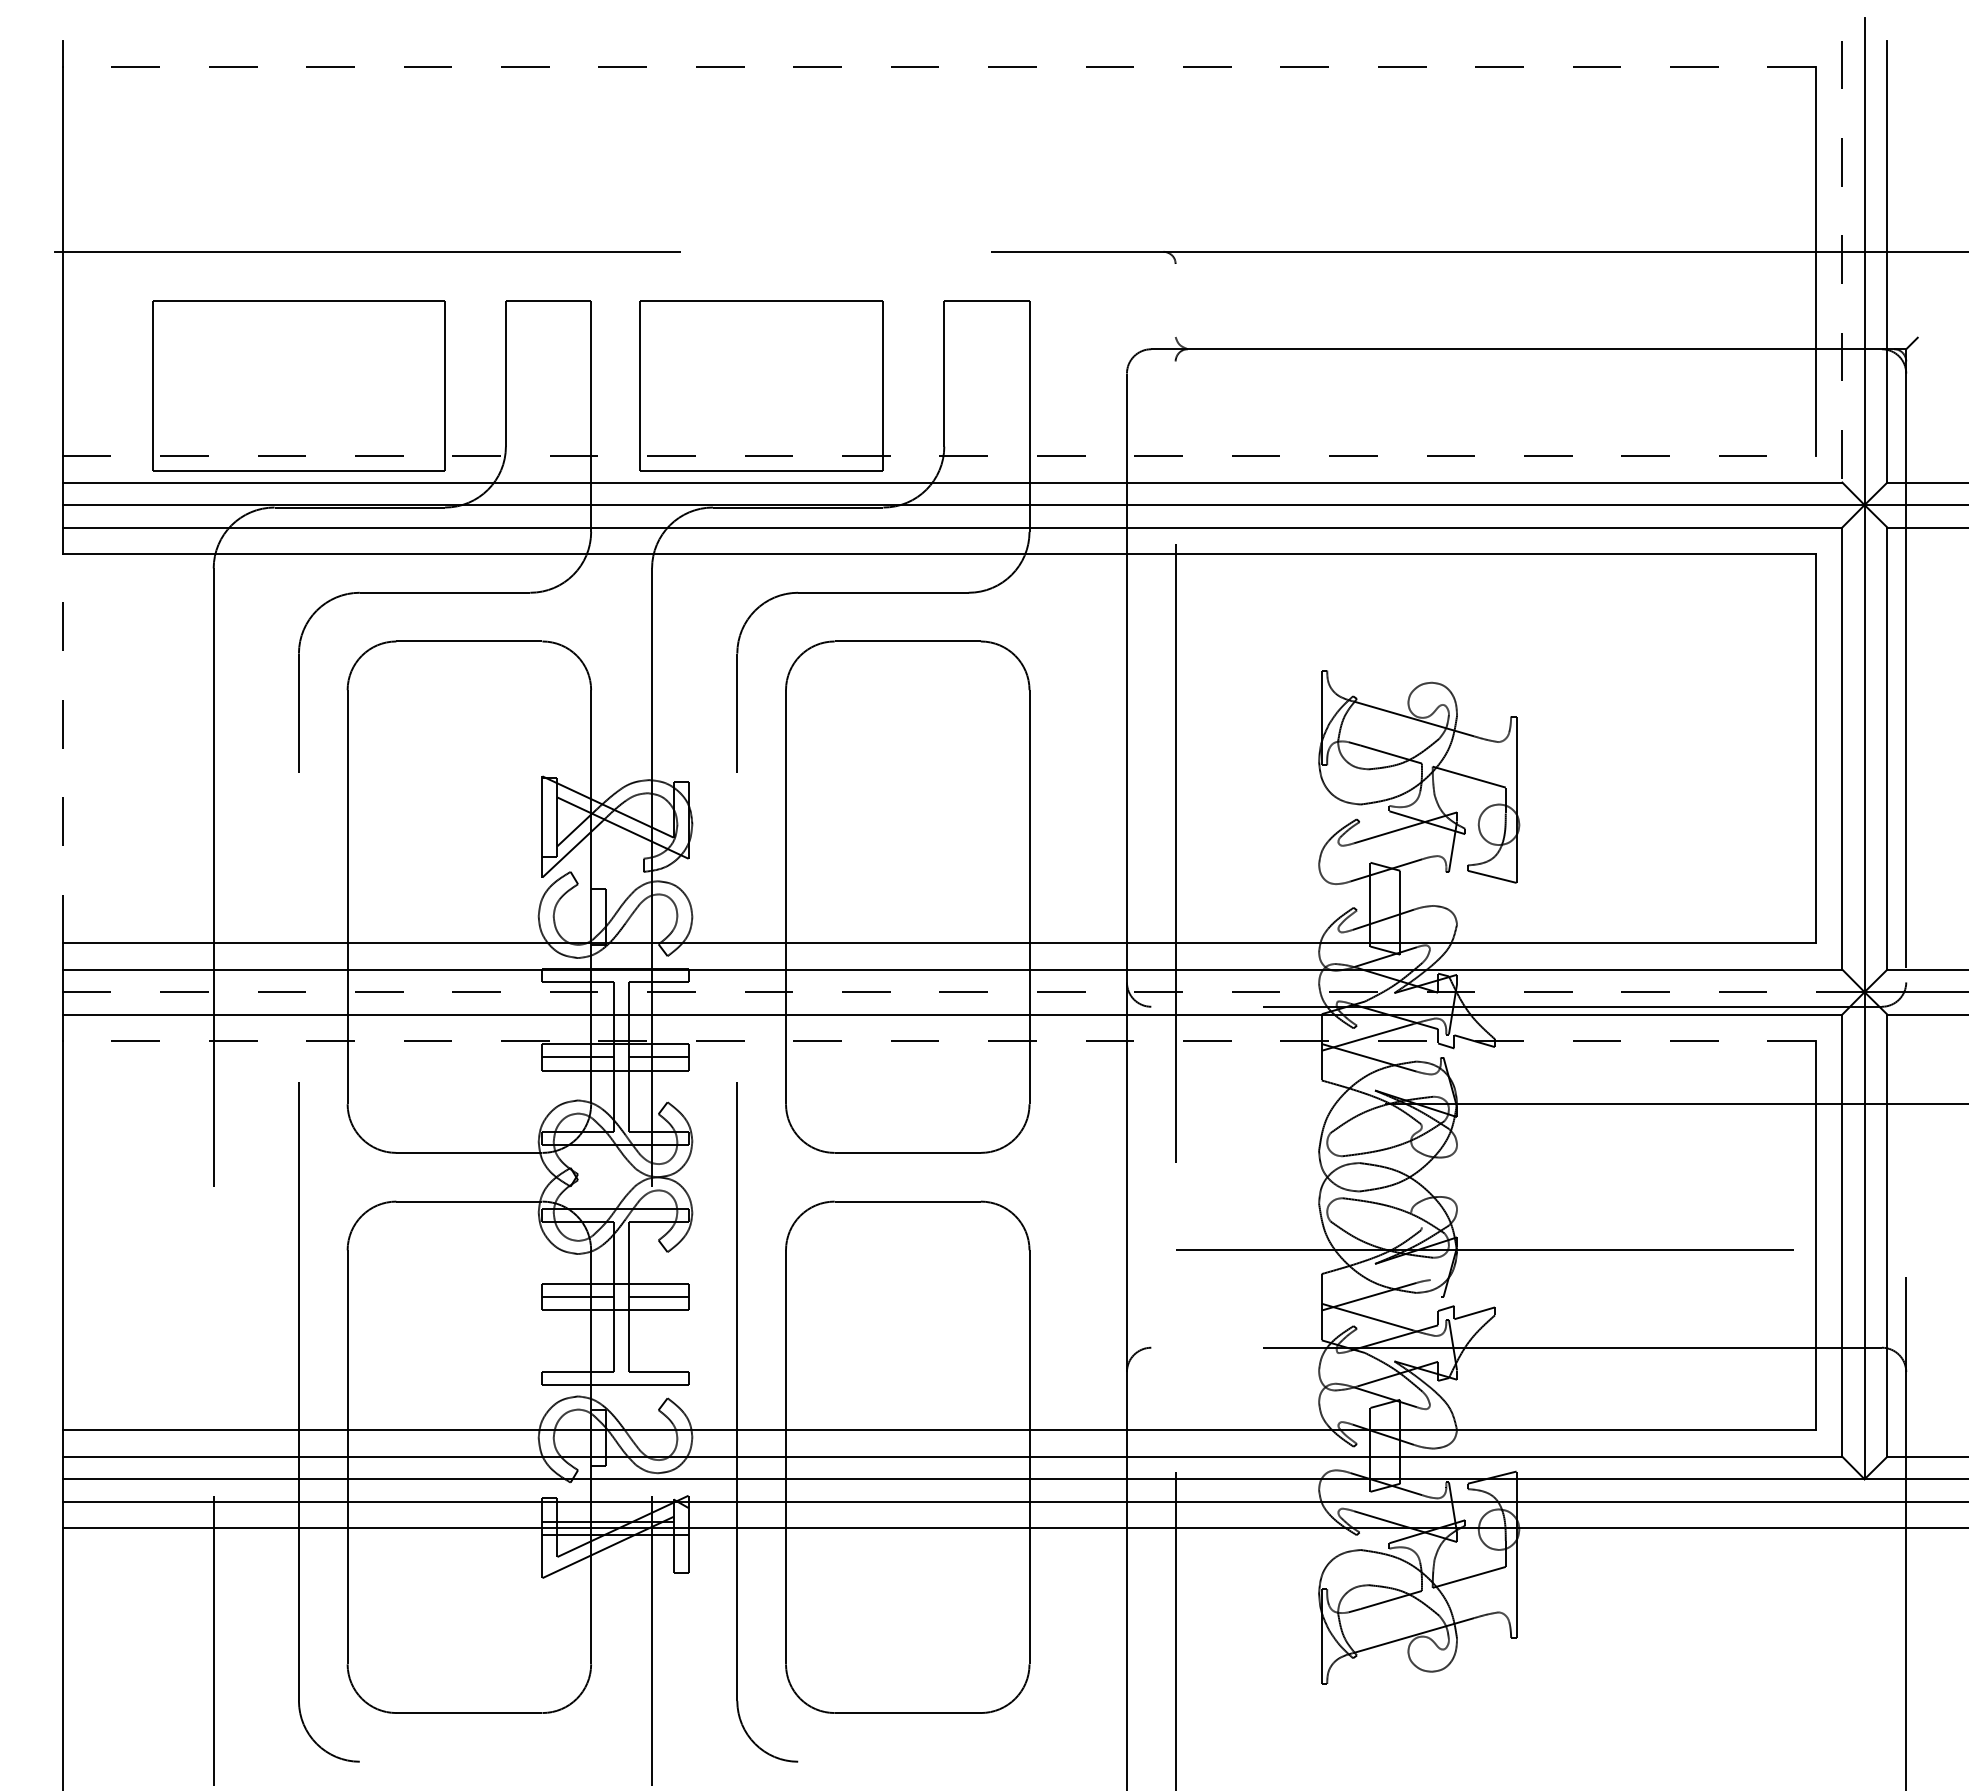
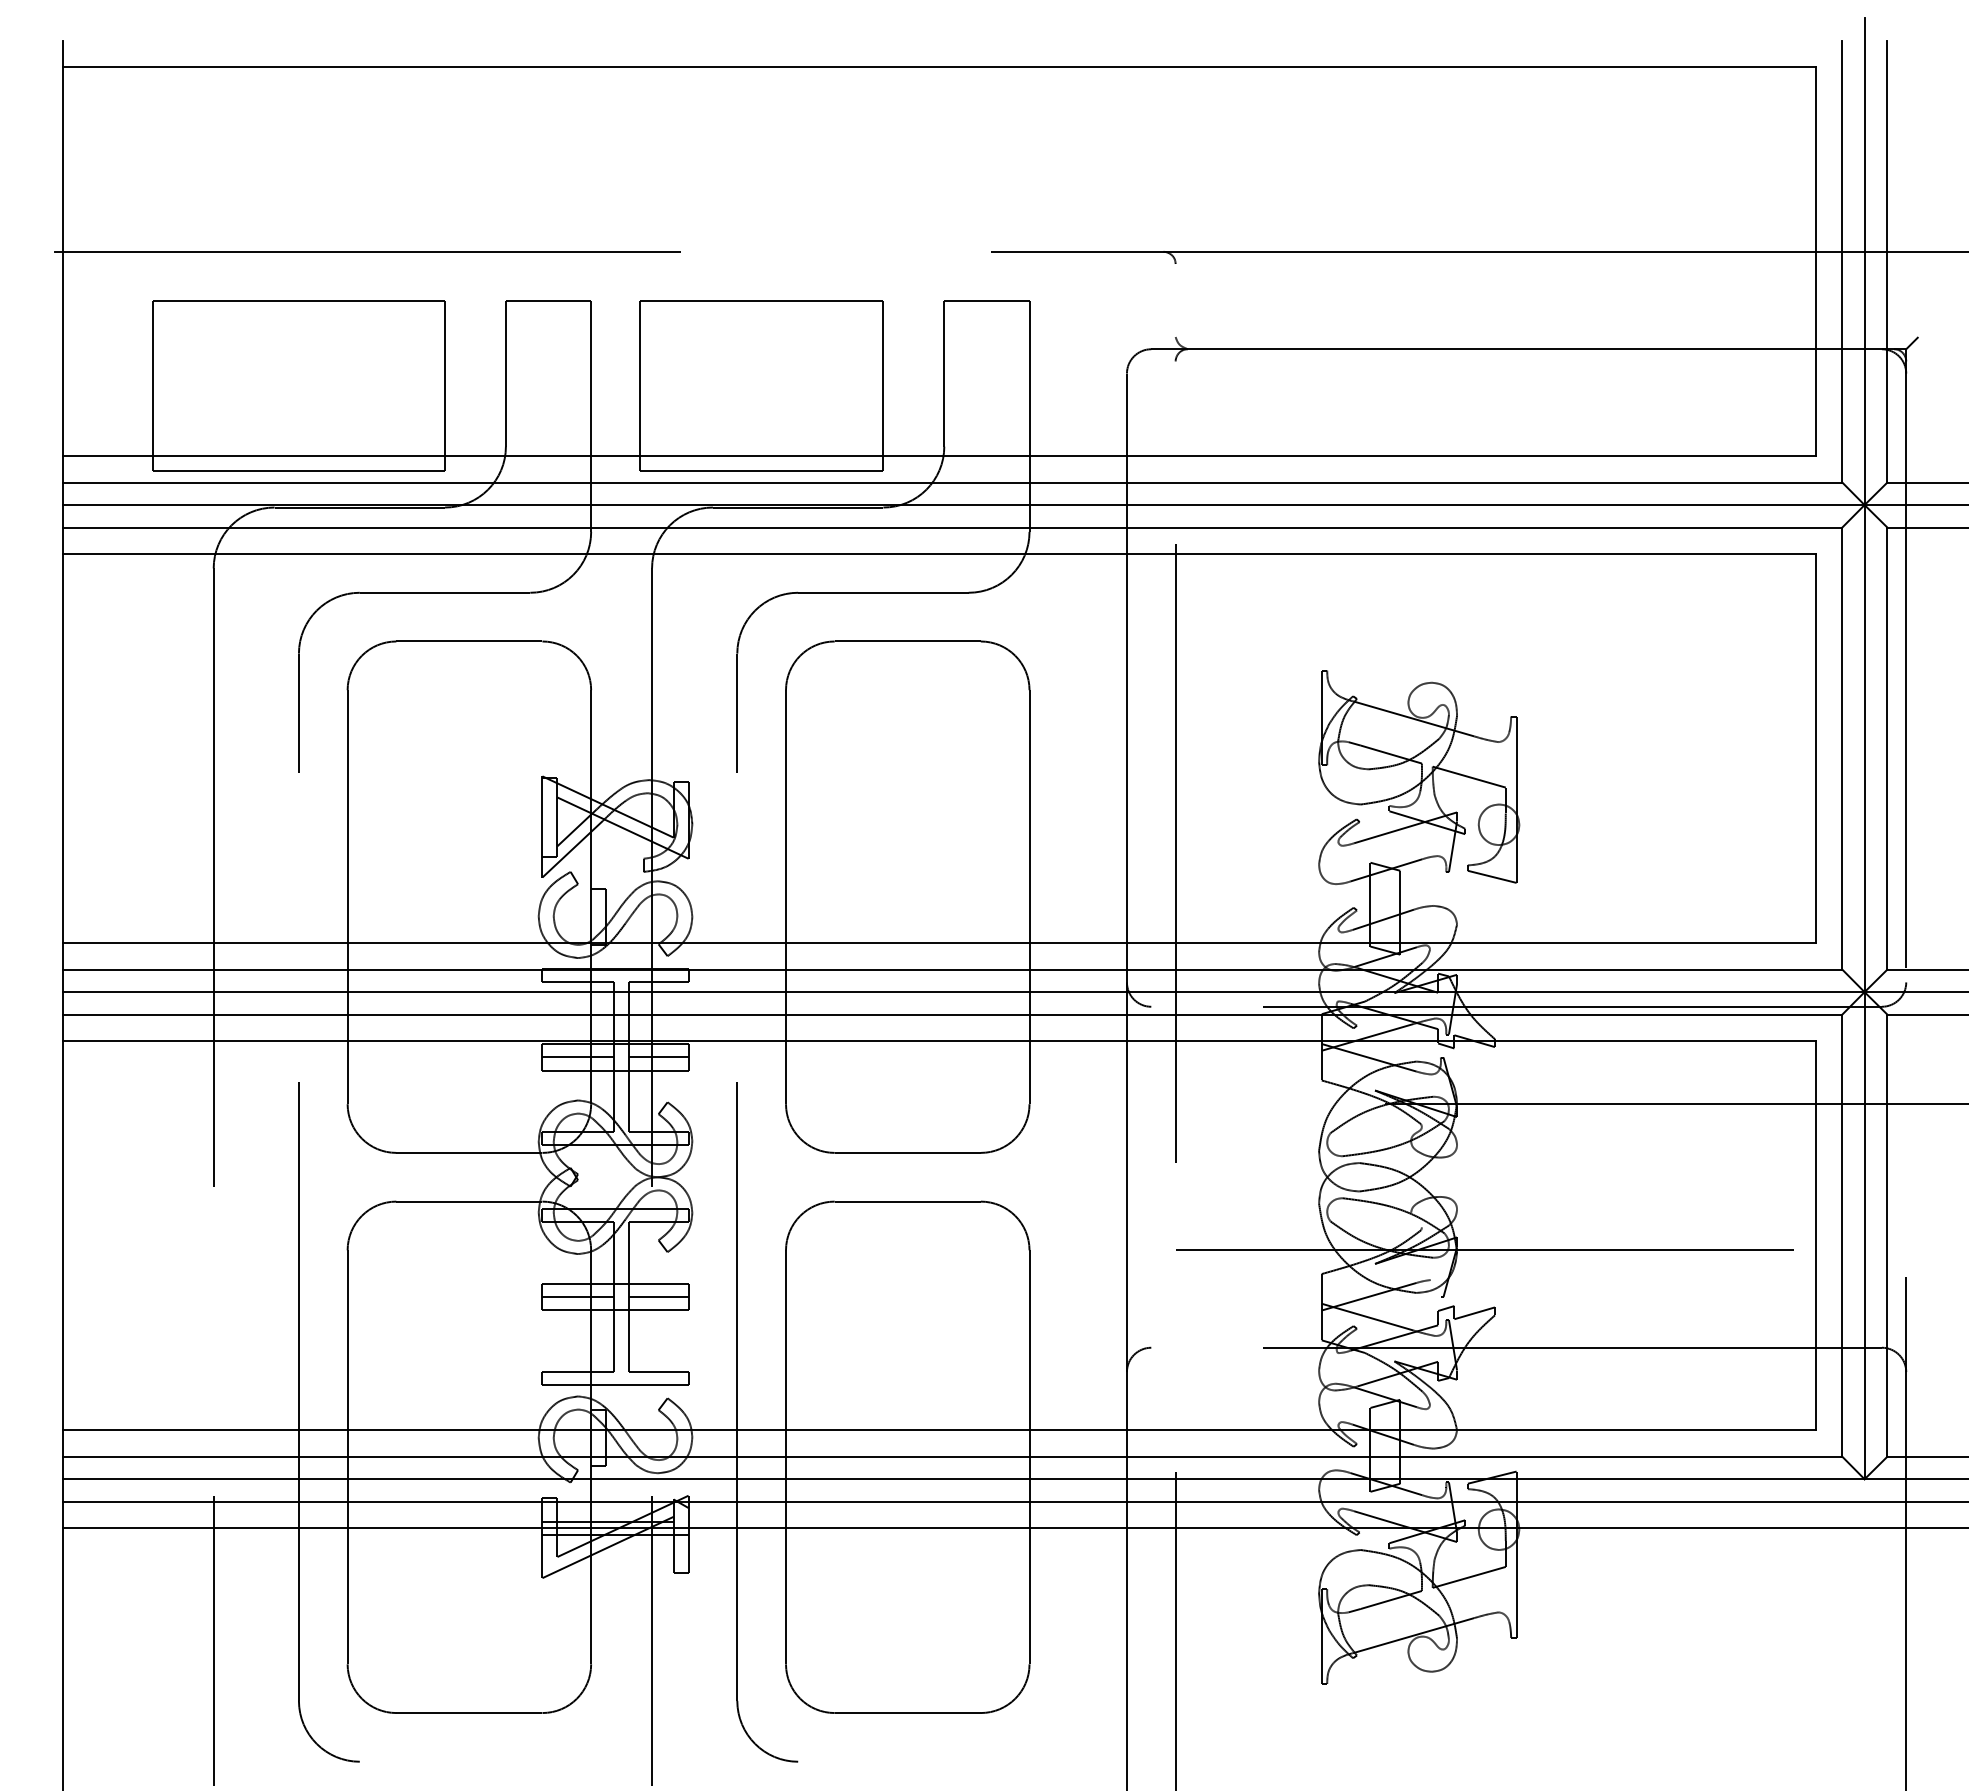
line: dashed -> solid (939, 66)
line: dashed -> solid (1842, 262)
line: dashed -> solid (939, 456)
line: dashed -> solid (62, 748)
line: dashed -> solid (963, 992)
line: dashed -> solid (939, 1040)
